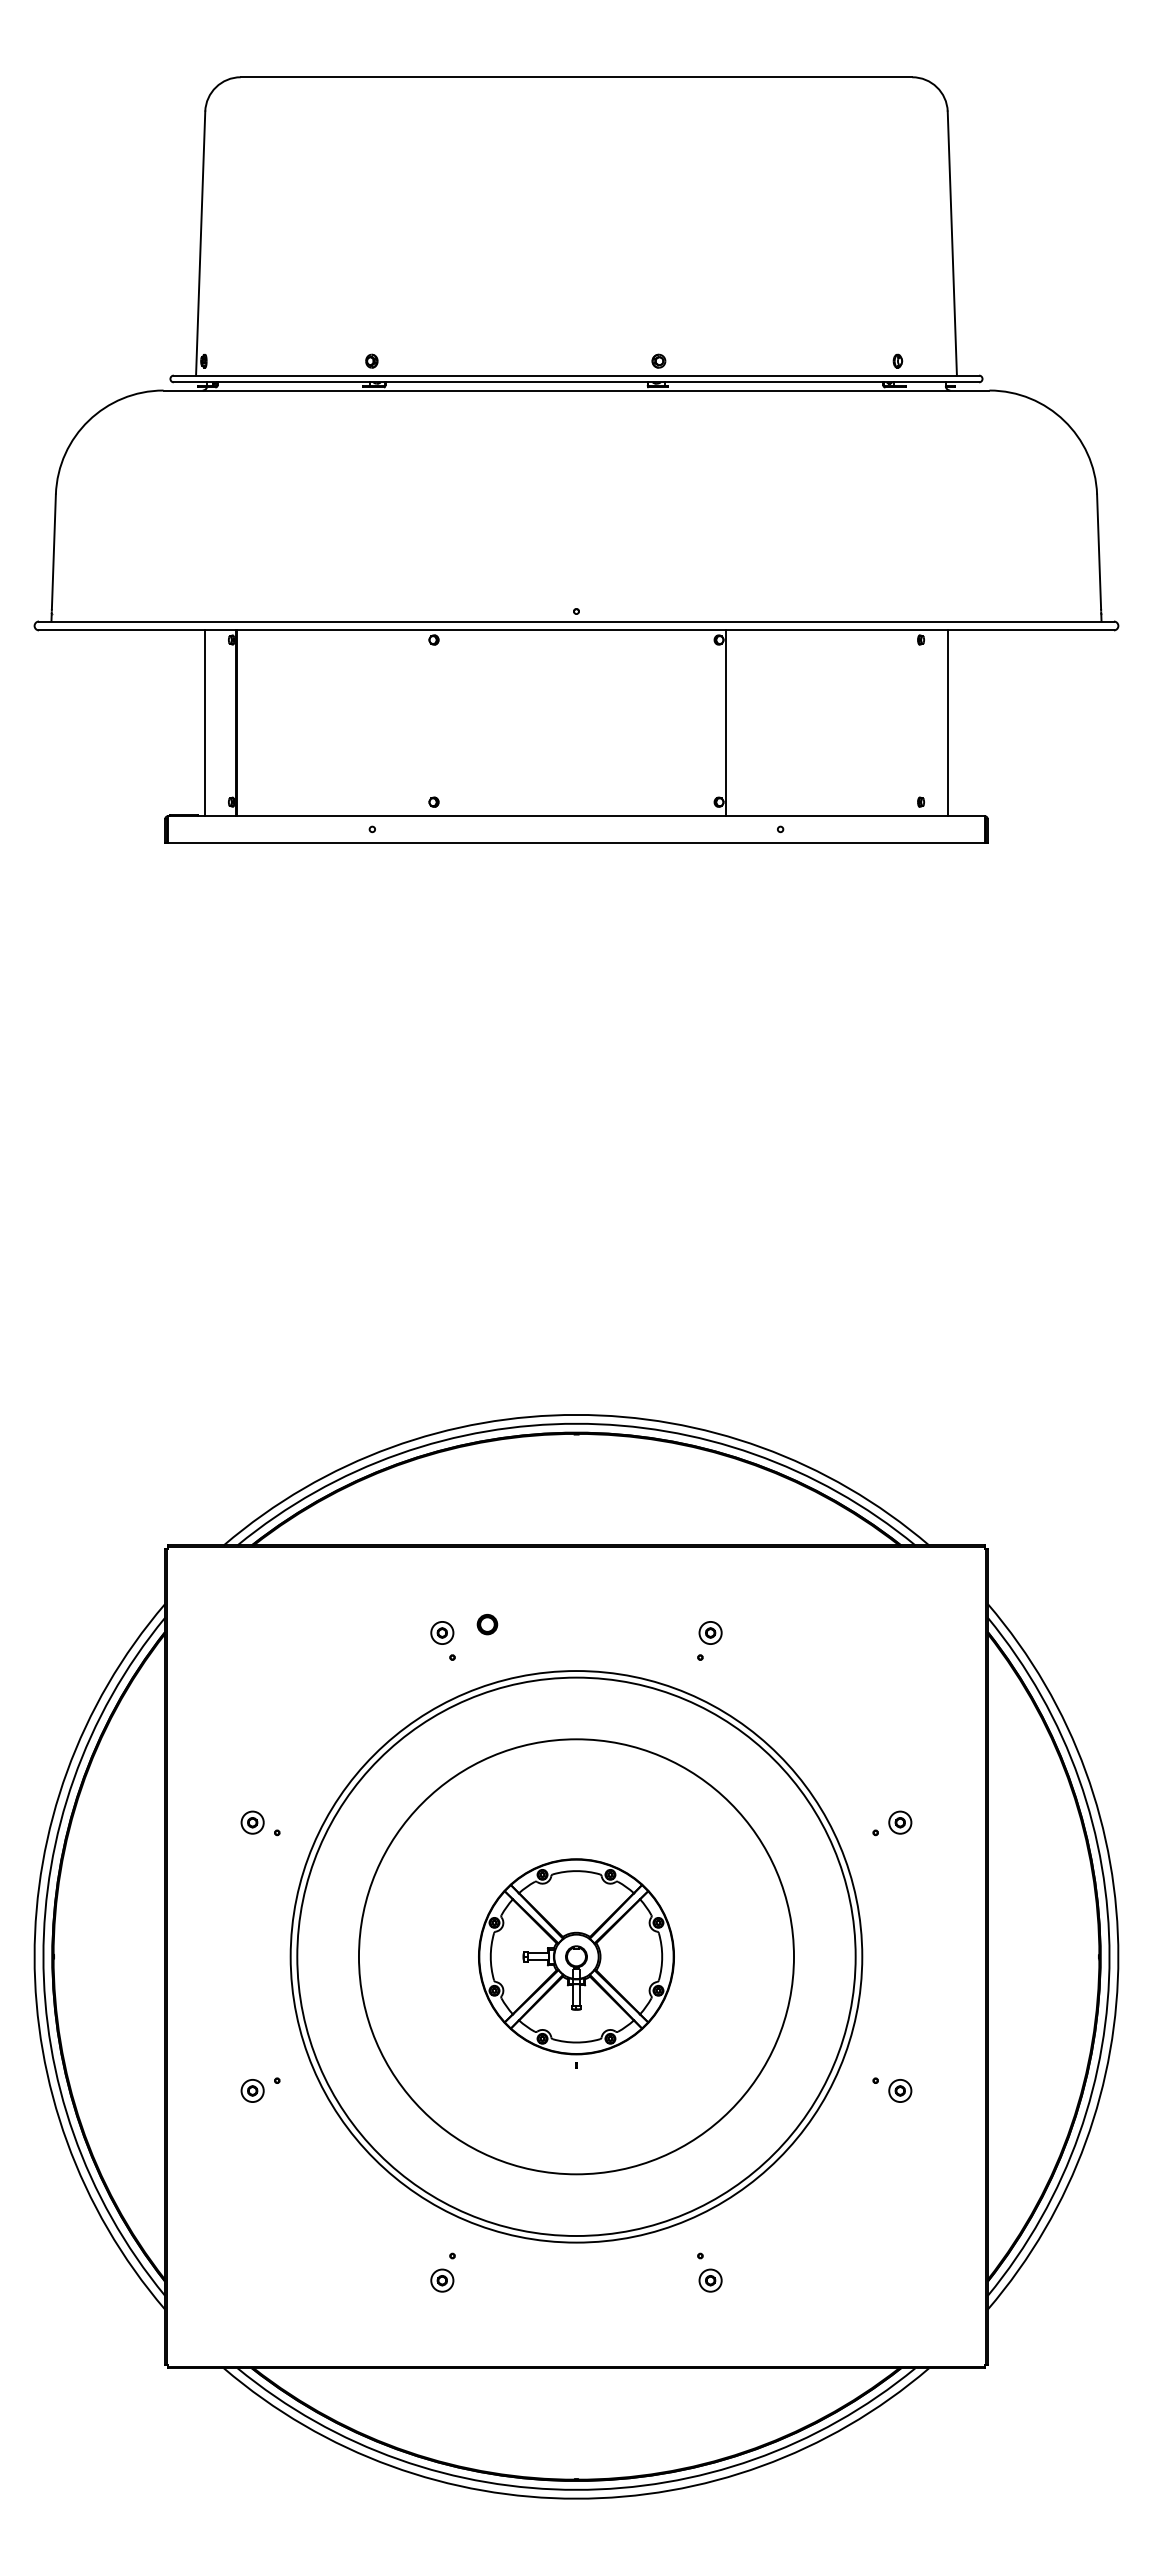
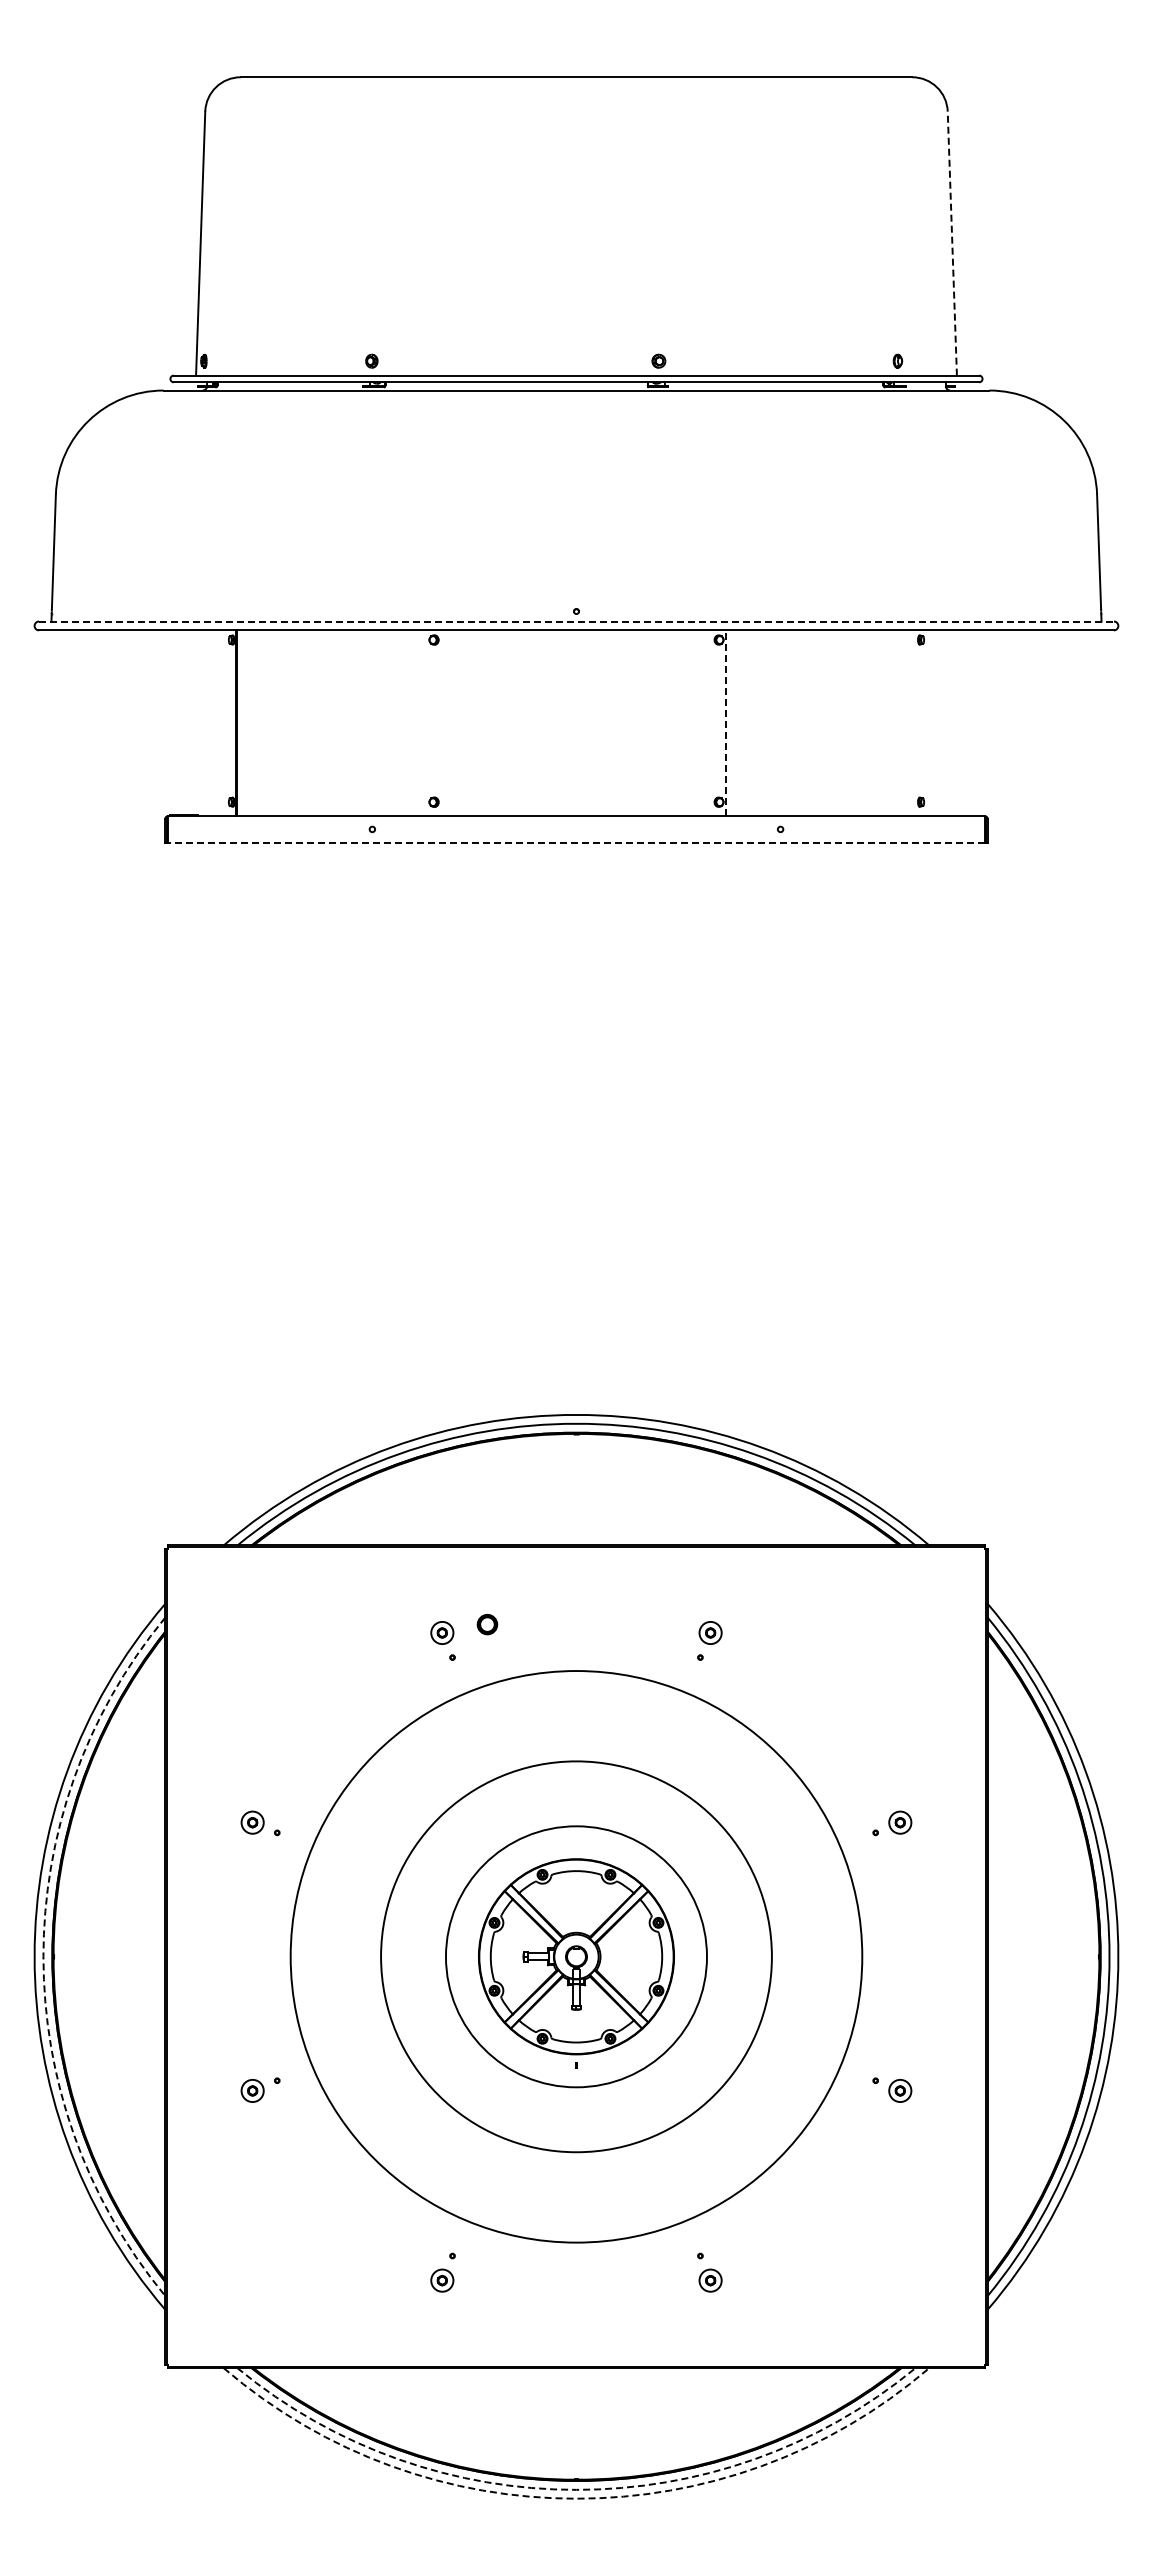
line: solid -> dashed (952, 243)
line: solid -> dashed (576, 621)
line: present -> none (204, 723)
line: solid -> dashed (726, 723)
line: present -> none (948, 723)
line: solid -> dashed (575, 842)
arc: solid -> dashed (43, 1956)
circle diameter: 435 px -> 261 px (575, 1956)
circle diameter: 558 px -> 391 px (576, 1956)
arc: solid -> dashed (576, 2489)
arc: solid -> dashed (576, 2498)
